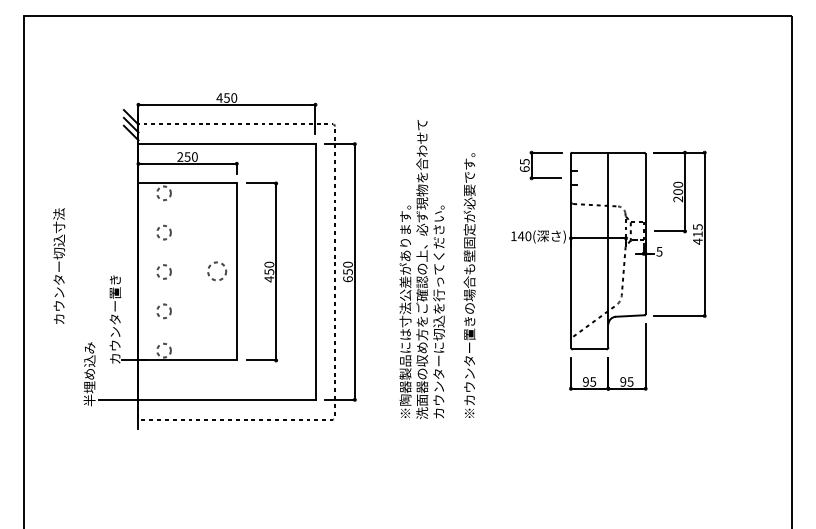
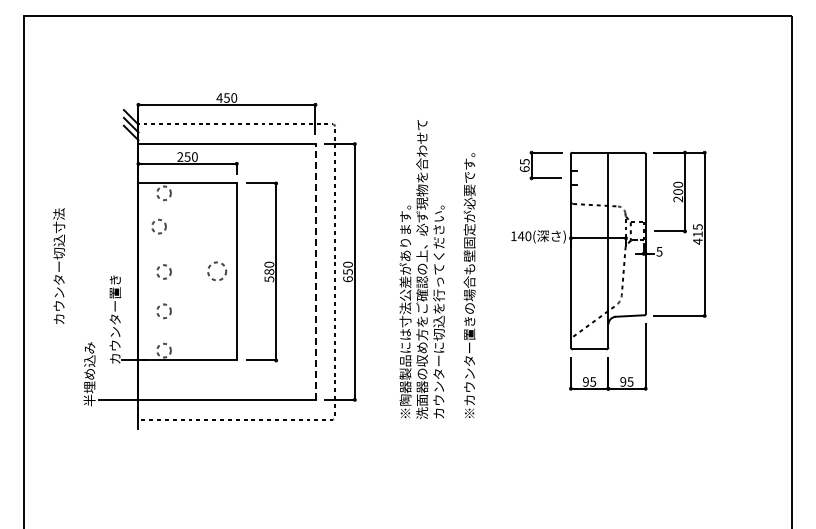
circle position: (163, 232) -> (158, 226) (158, 226)
line: solid -> dashed (315, 272)
text: 450 -> 580 (269, 275)
